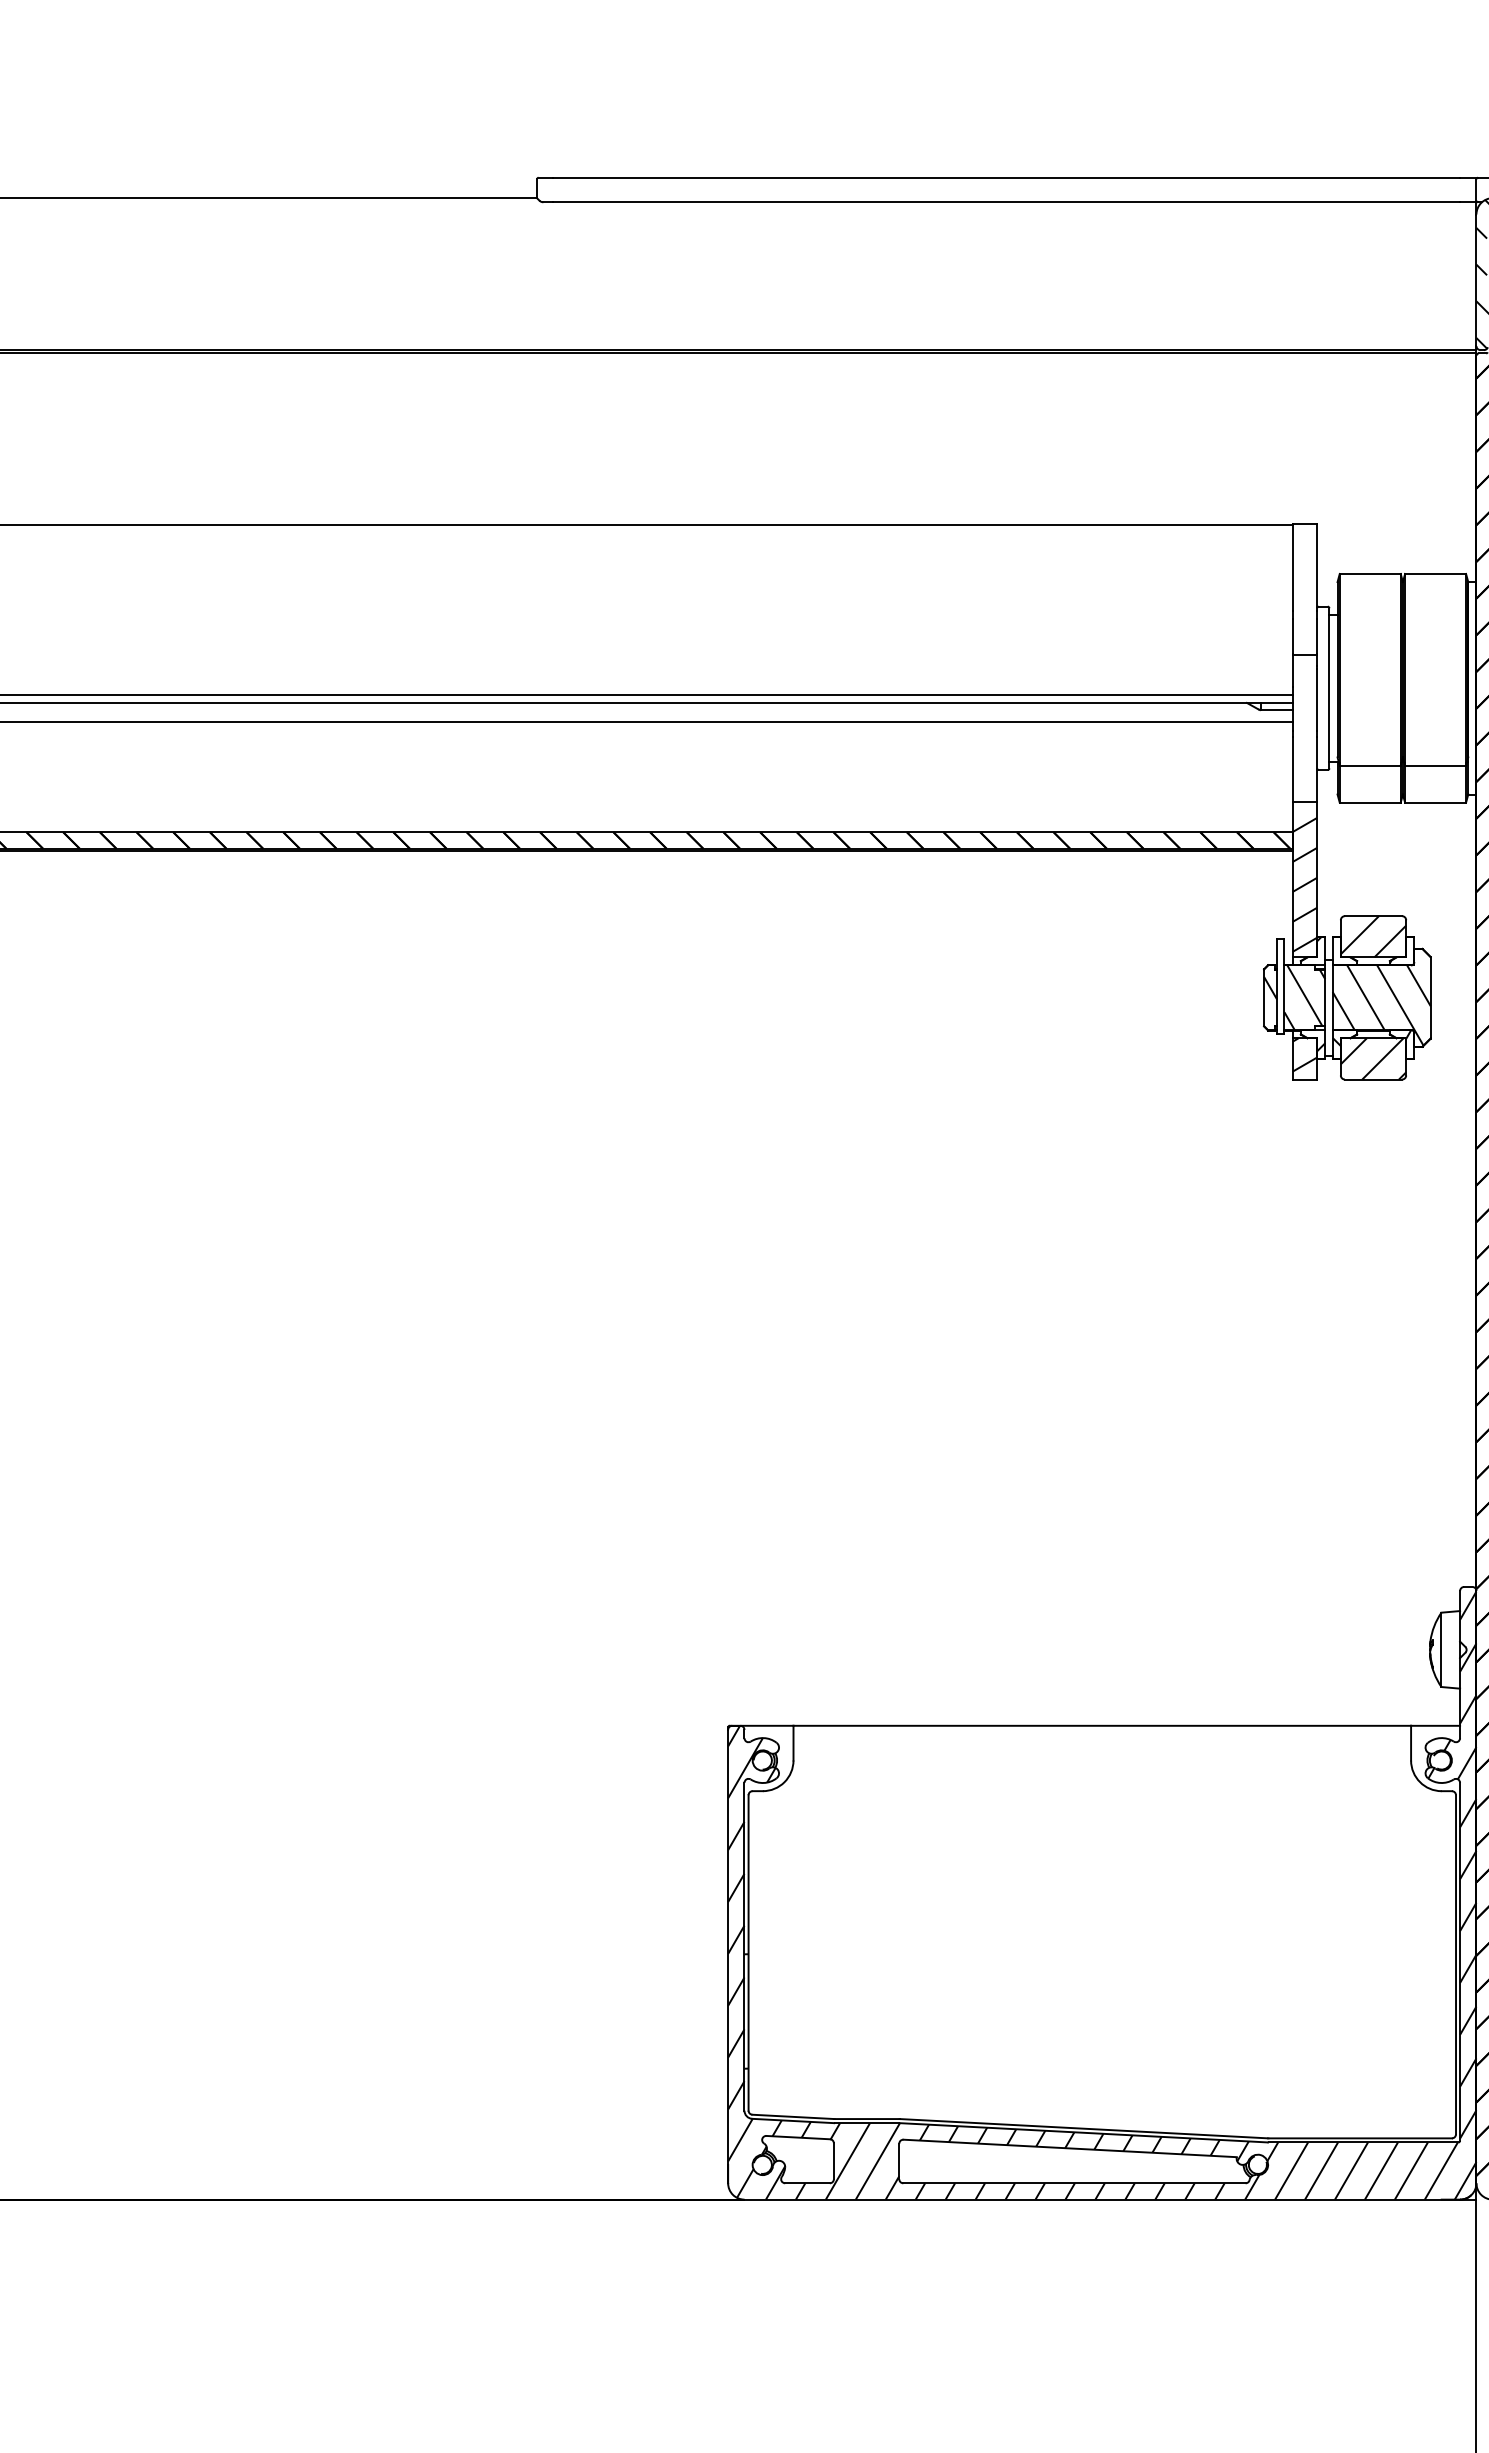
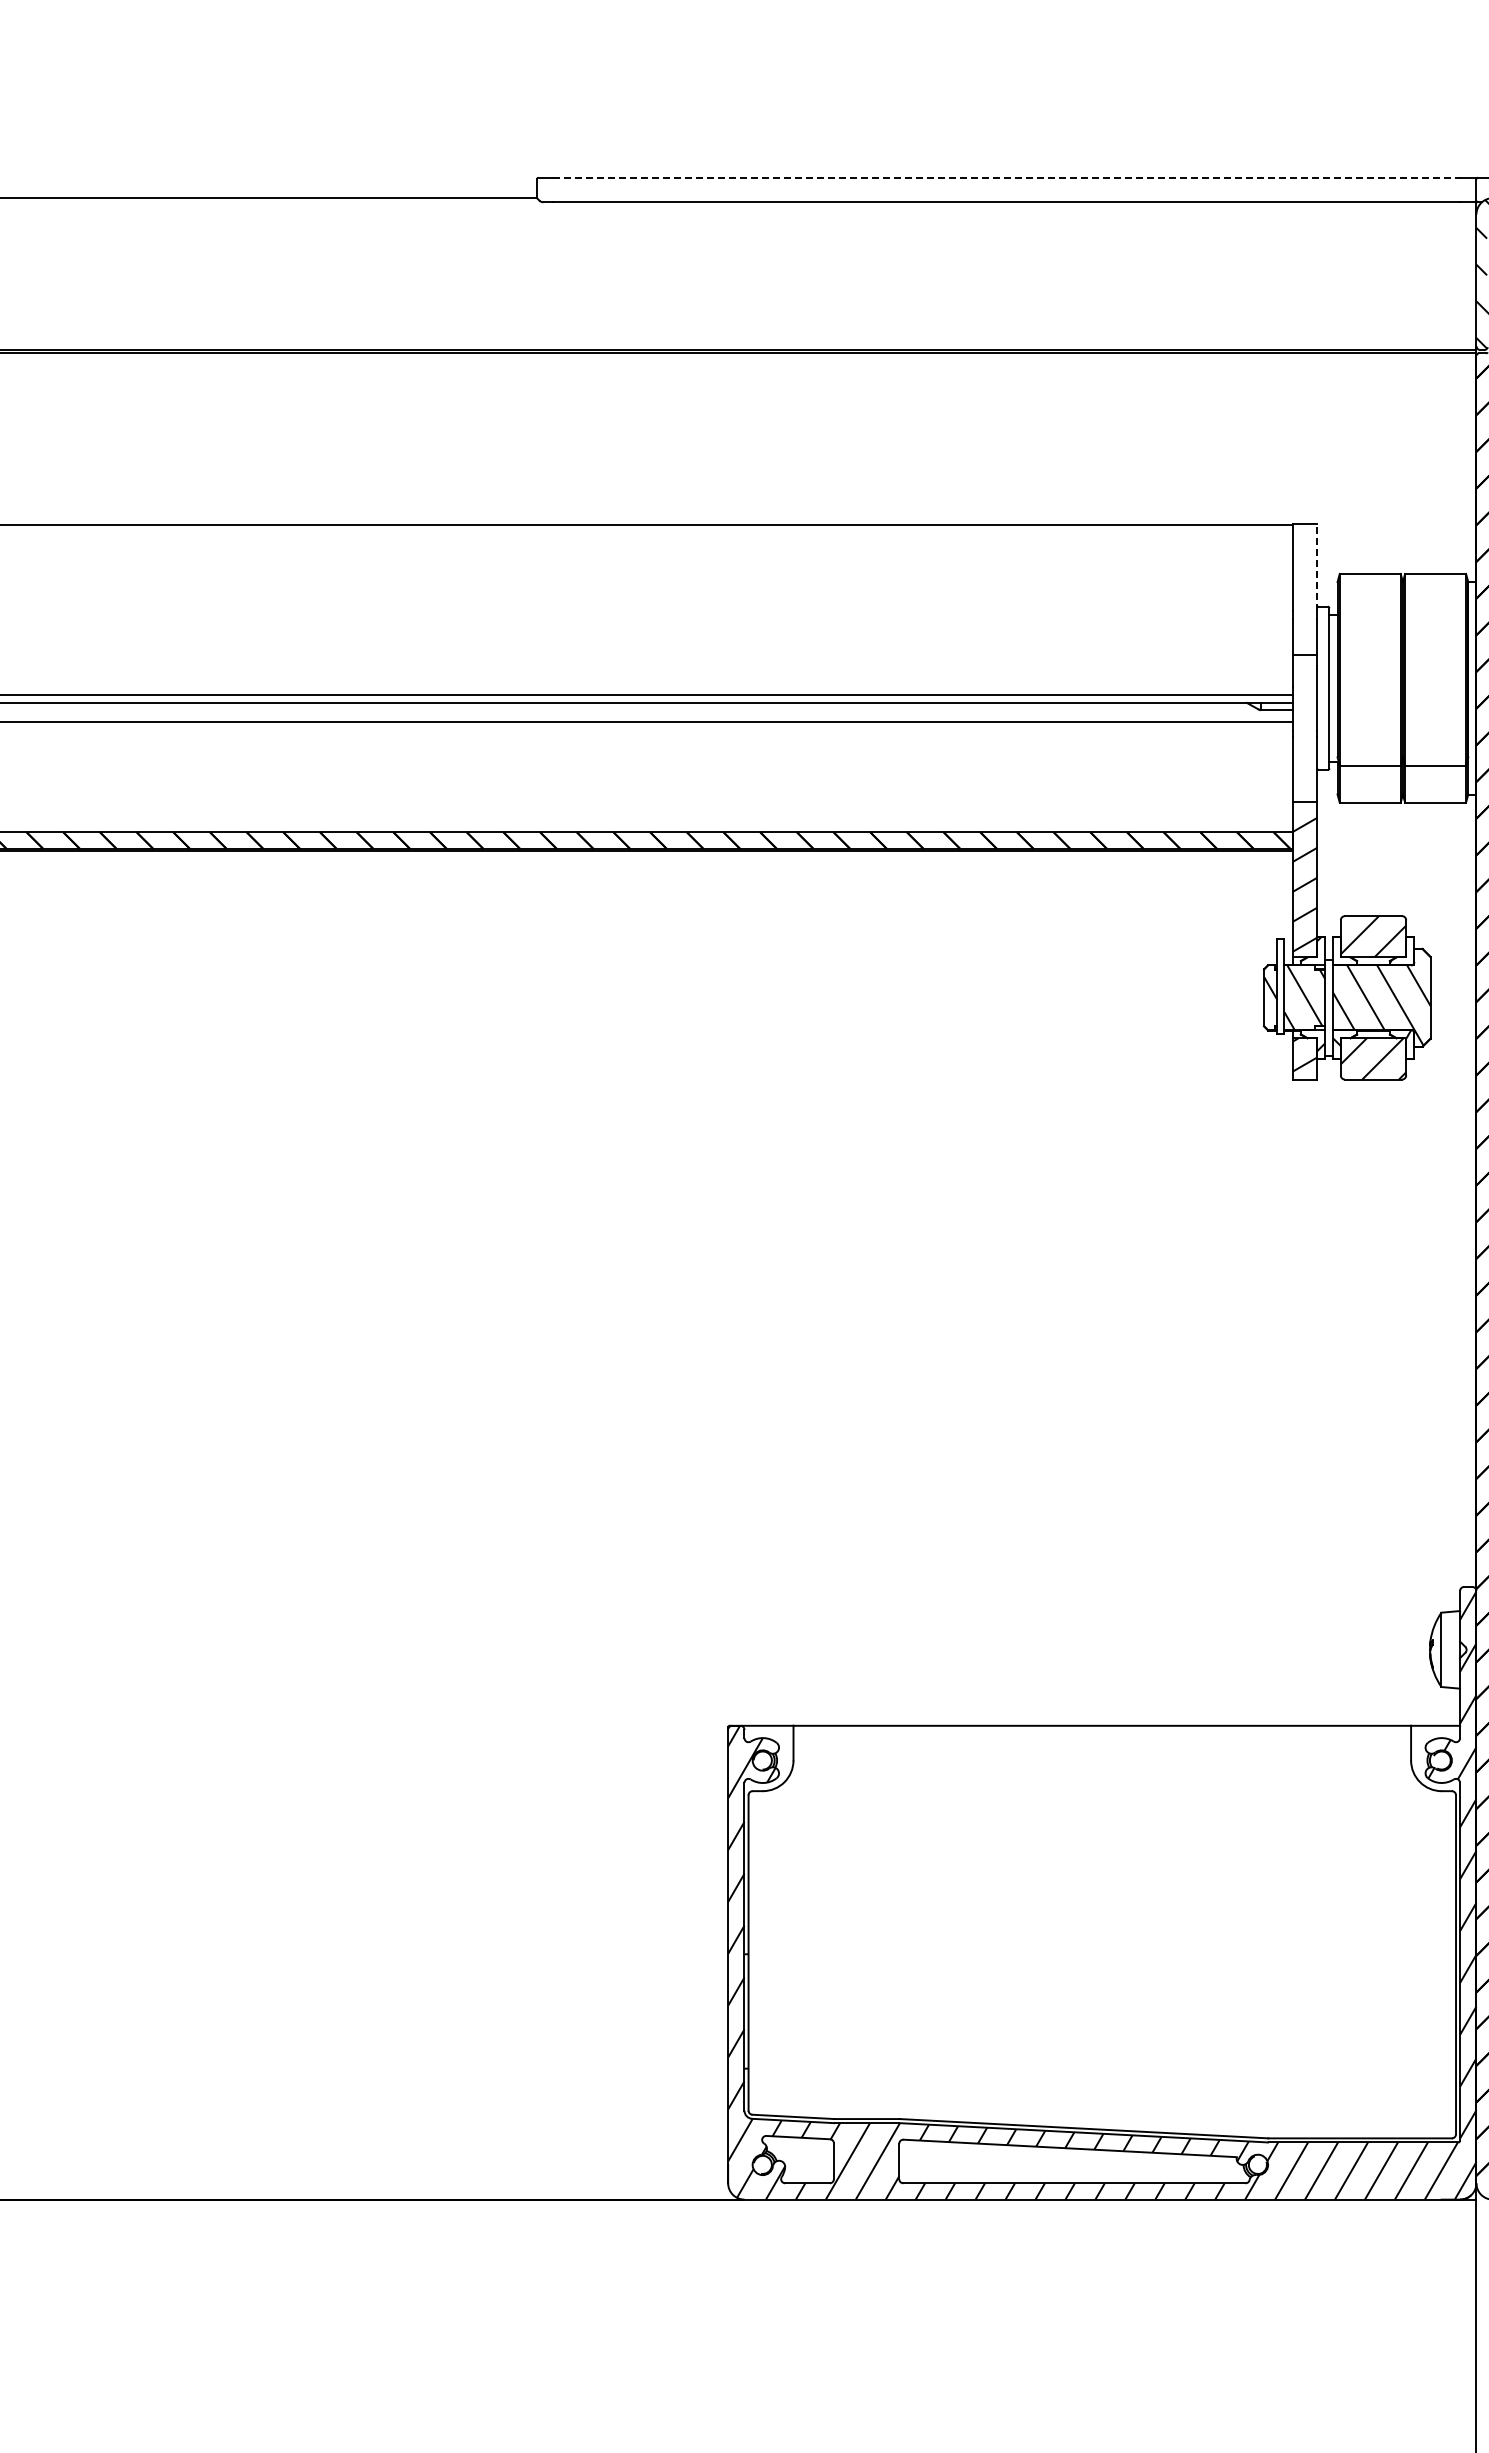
line: solid -> dashed (1007, 177)
line: solid -> dashed (1317, 566)
